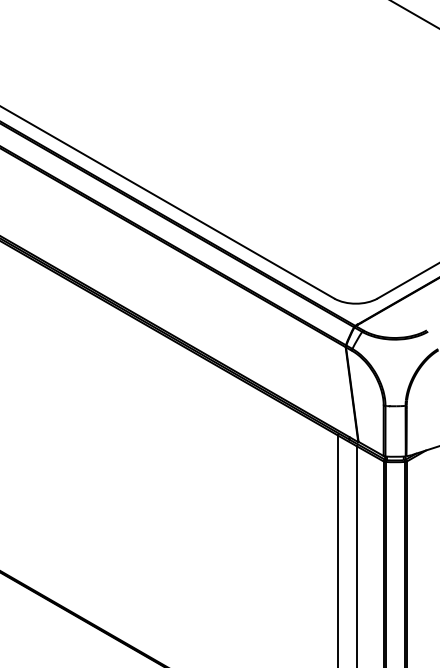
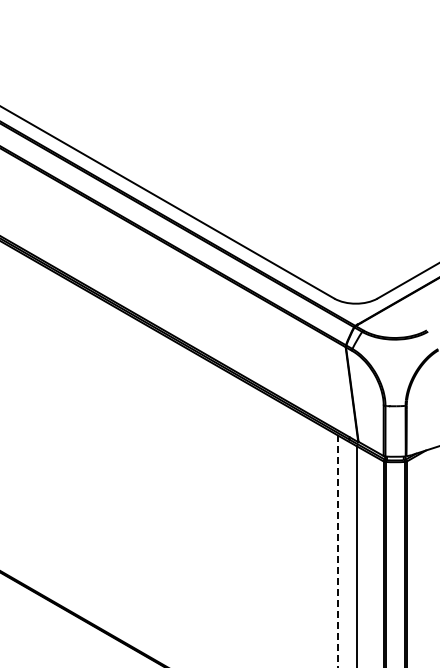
line: present -> none (414, 14)
line: solid -> dashed (337, 551)
